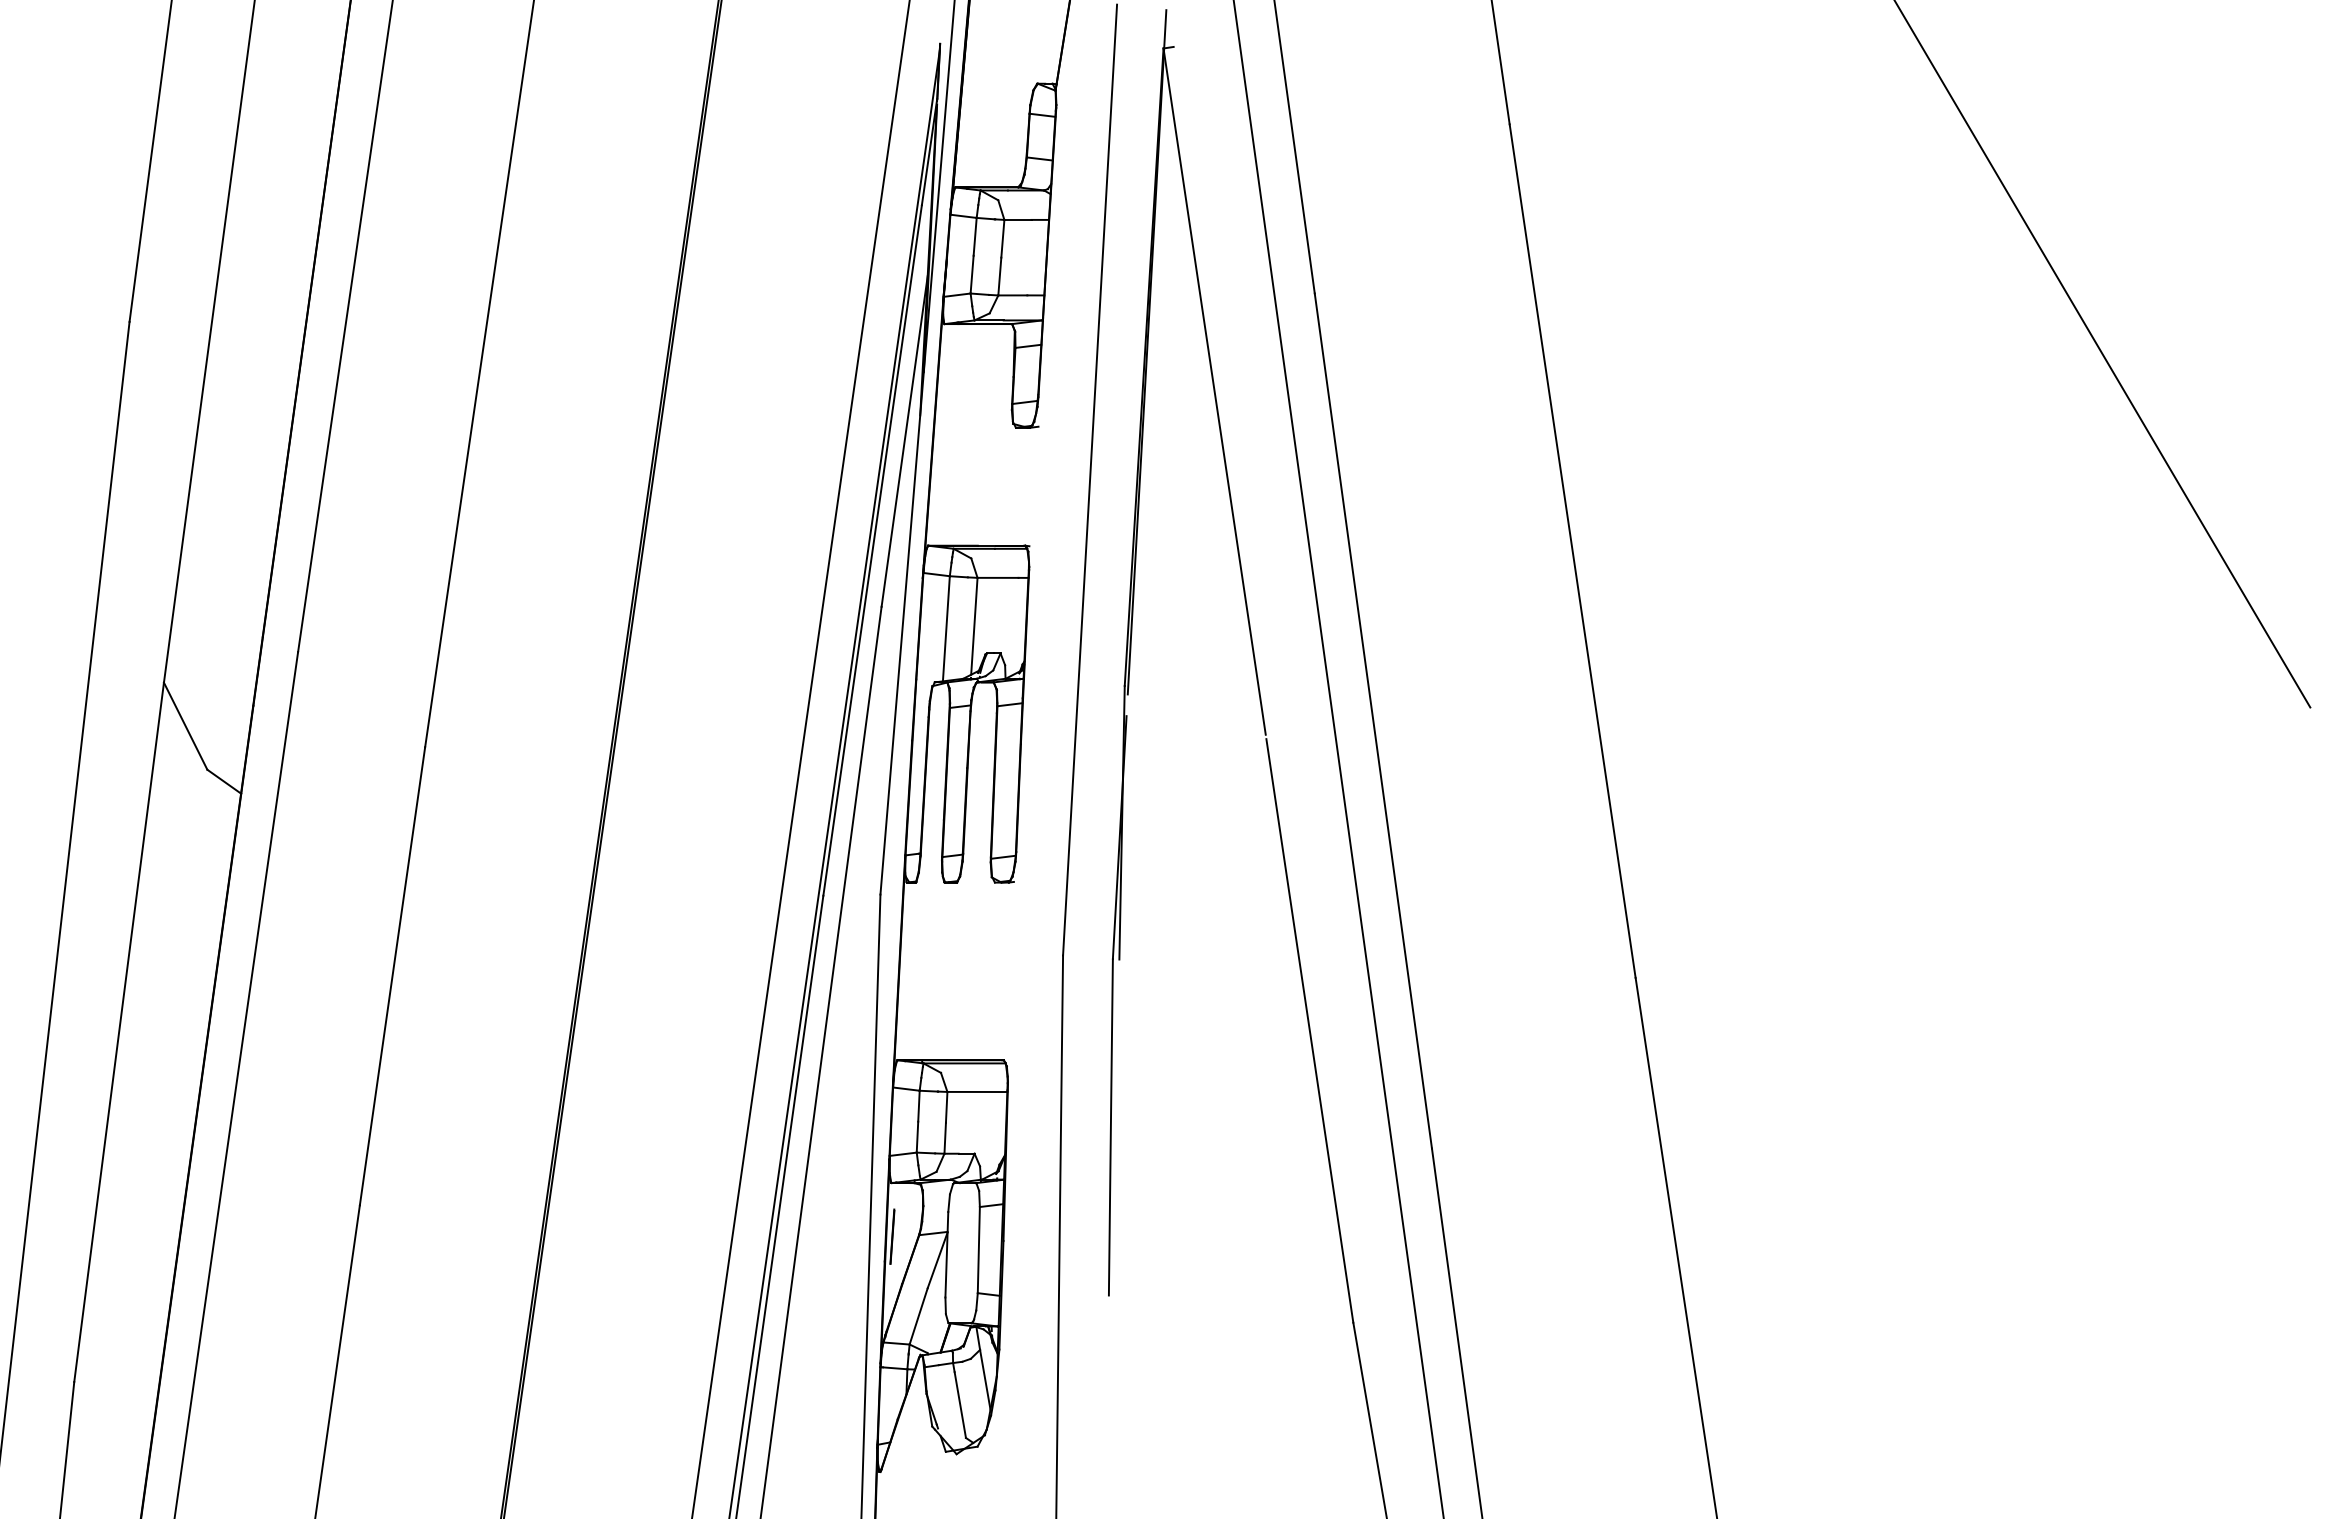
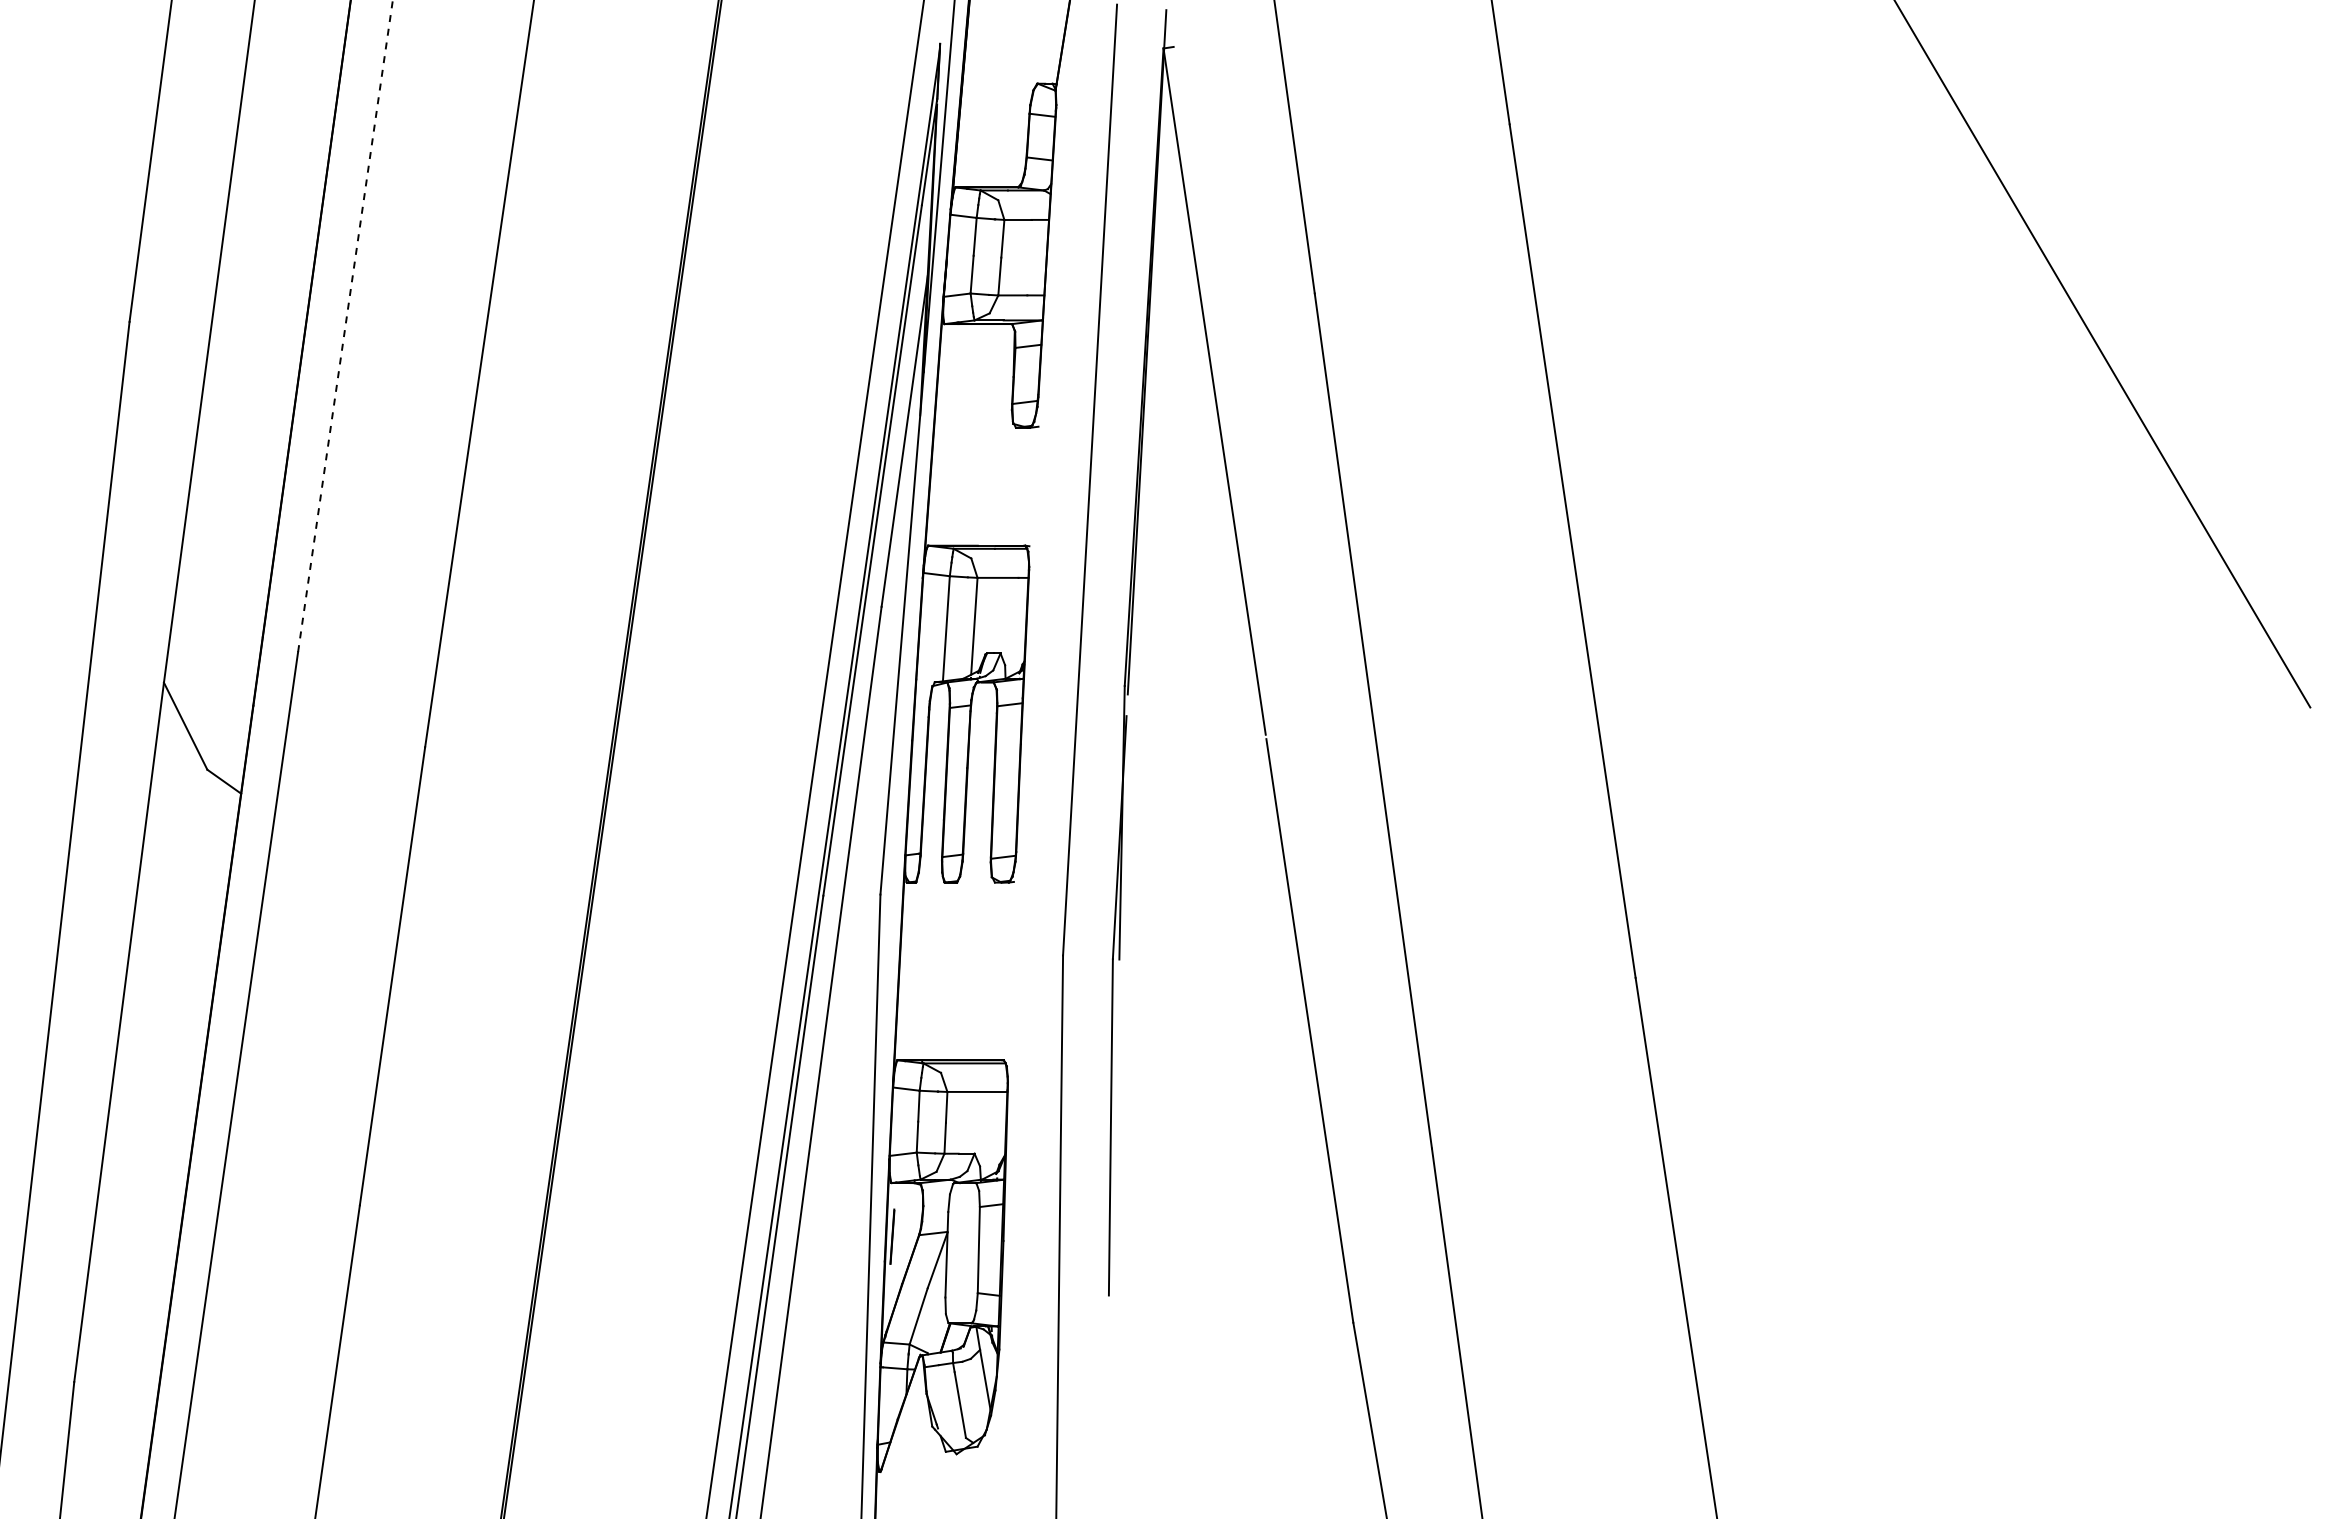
line: solid -> dashed (345, 325)
line position: (800, 758) -> (814, 758) (814, 758)
line: present -> none (1338, 758)
